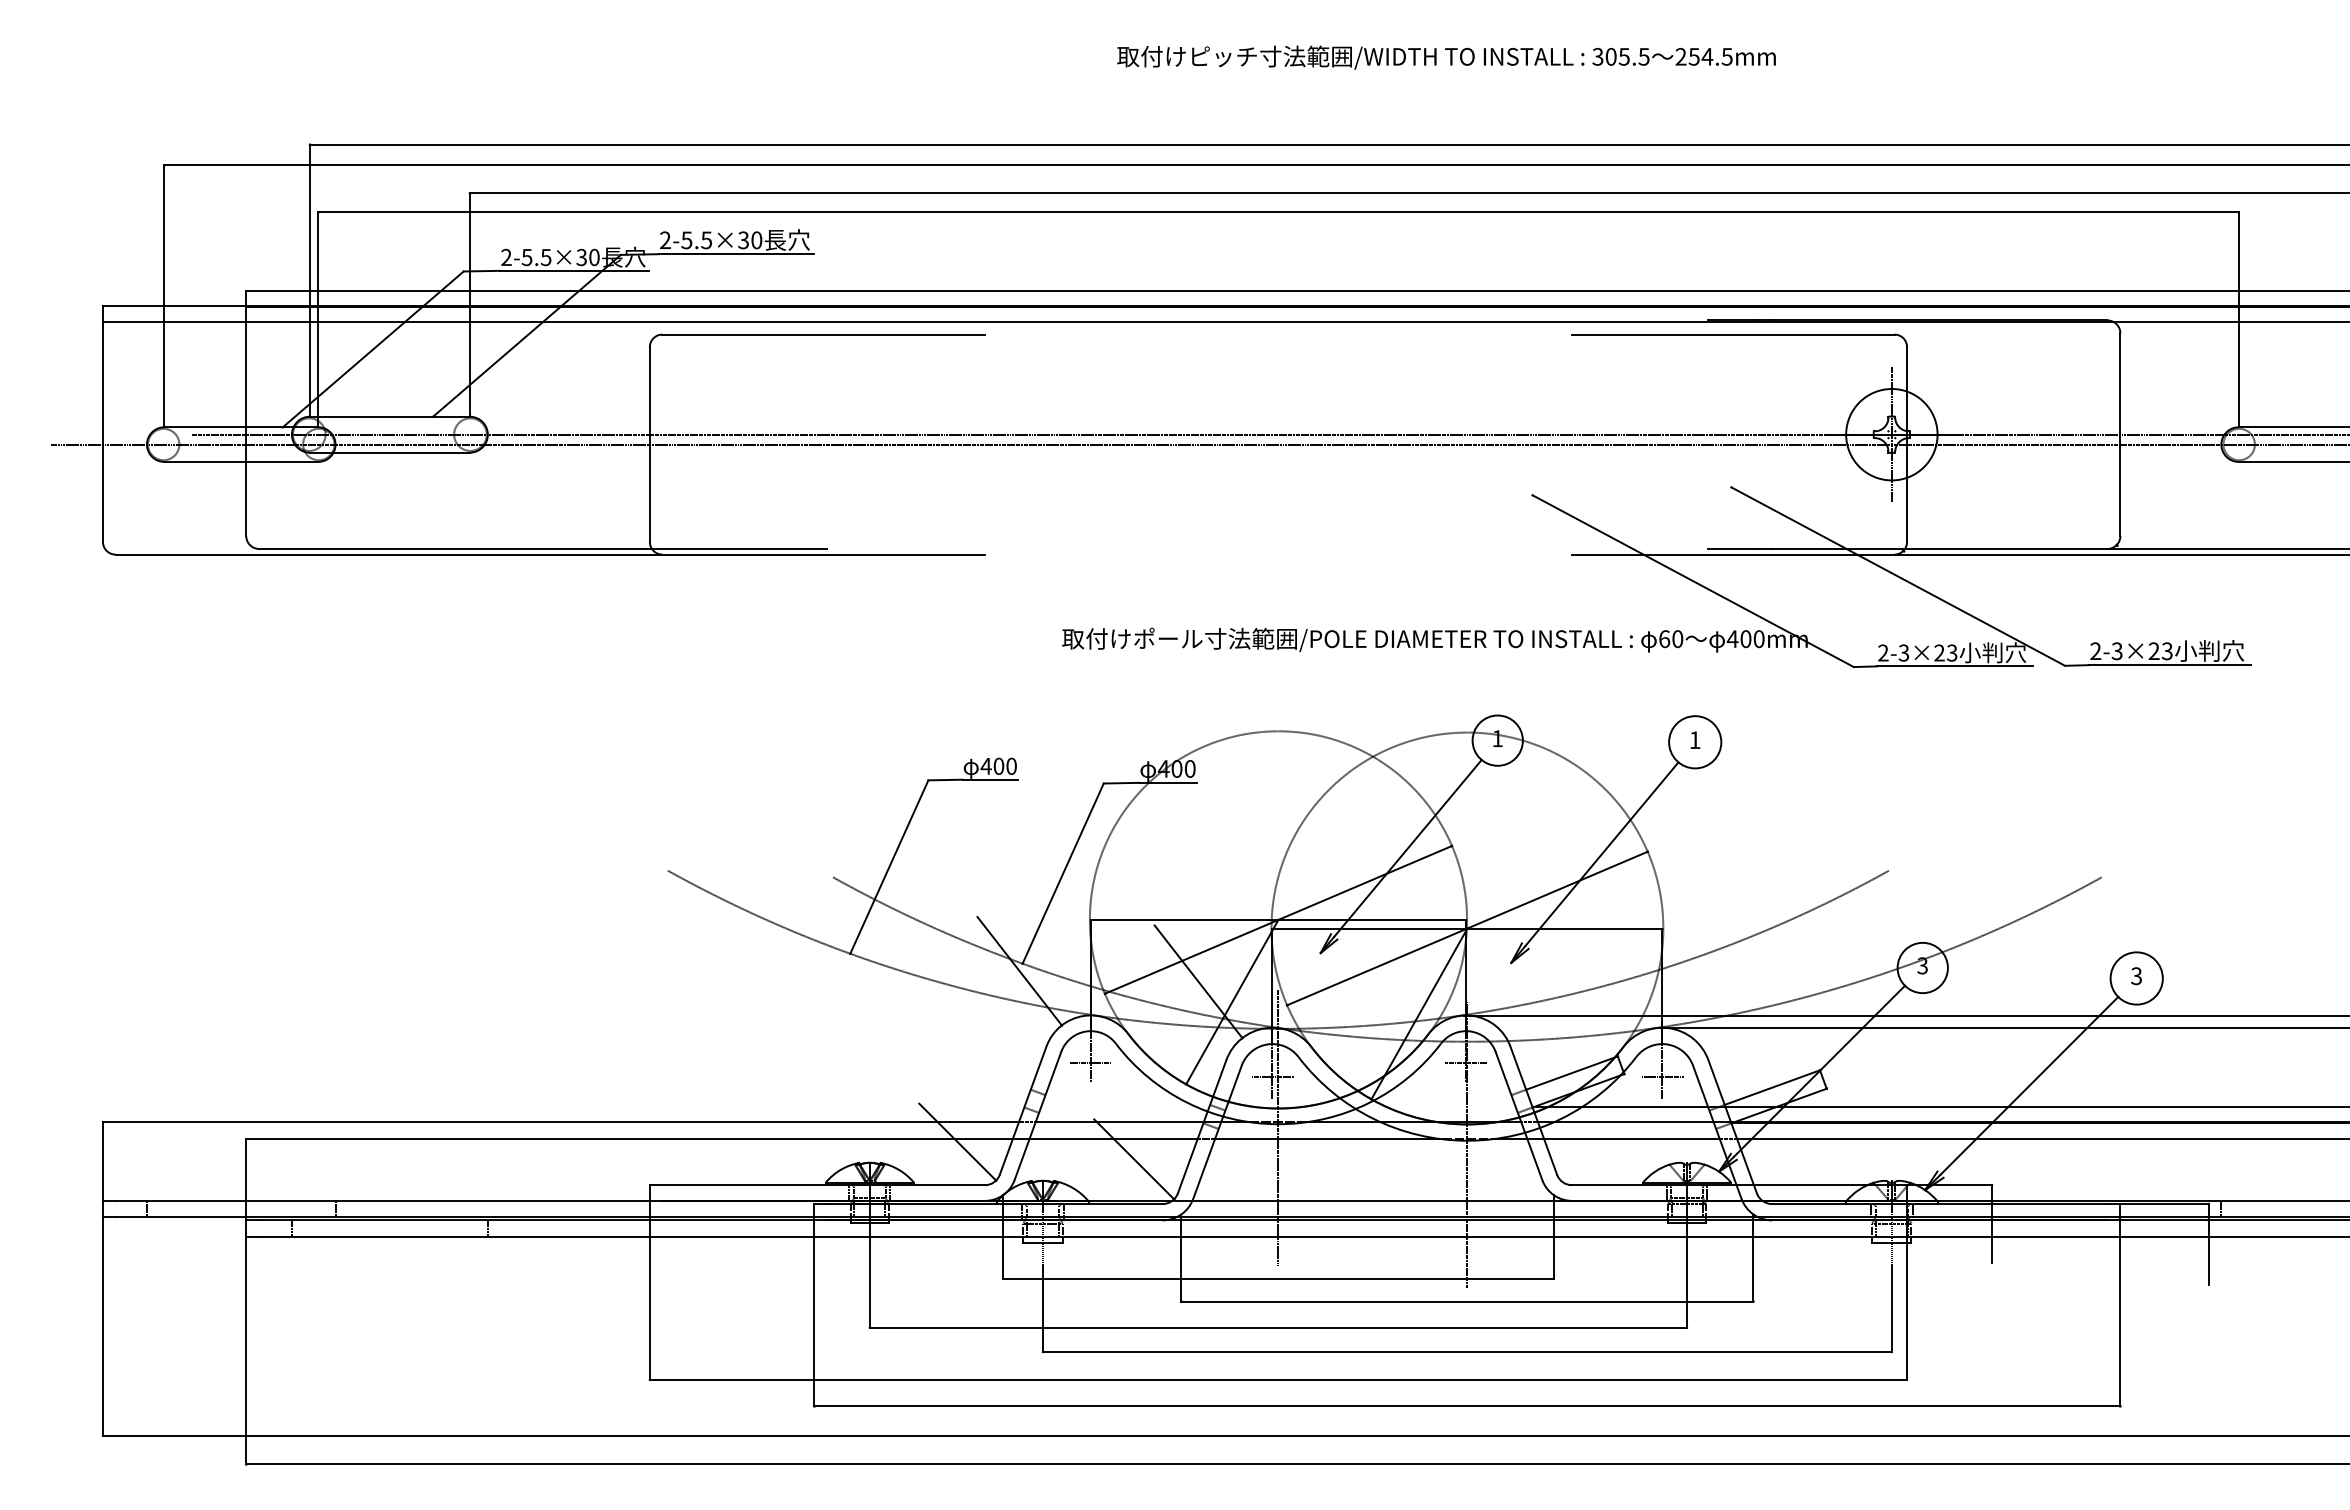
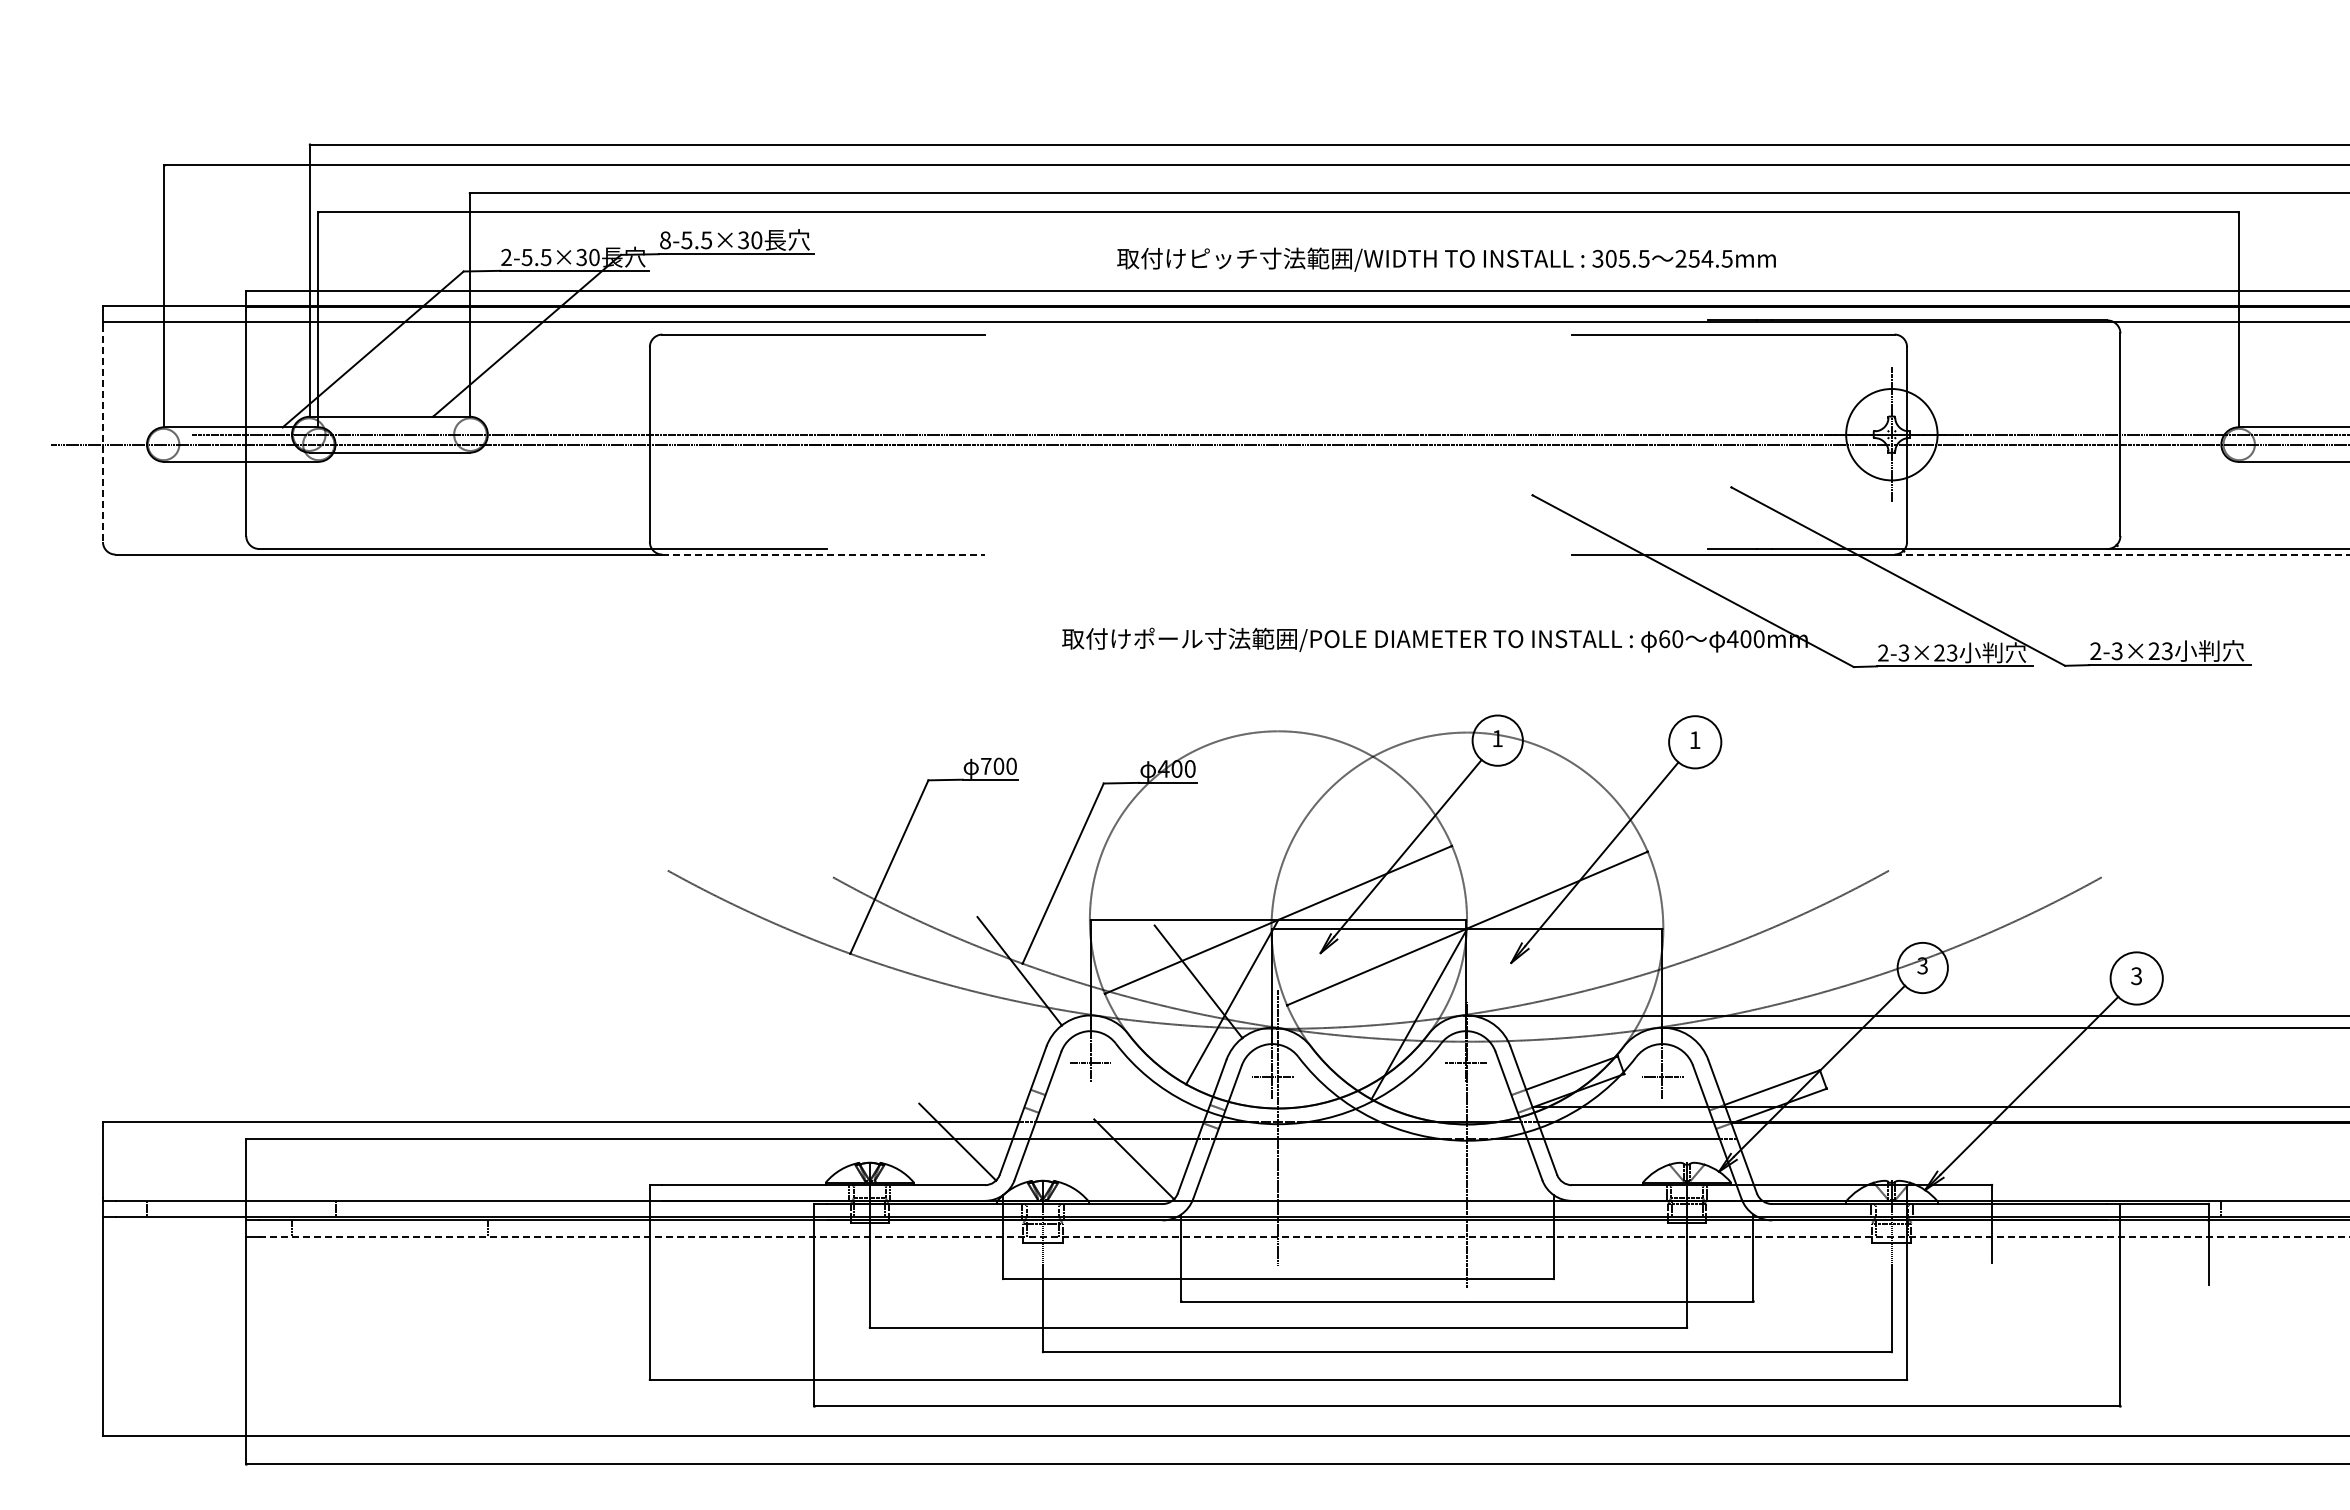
text position: (1446, 57) -> (1446, 259) (1446, 259)
text: 2-5.5×30 -> 8-5.5×30 (665, 240)
line: solid -> dashed (102, 434)
line: solid -> dashed (824, 554)
line: solid -> dashed (2122, 554)
text: 400 -> 700 (985, 766)
line: present -> none (2041, 1138)
line: solid -> dashed (1304, 1236)
